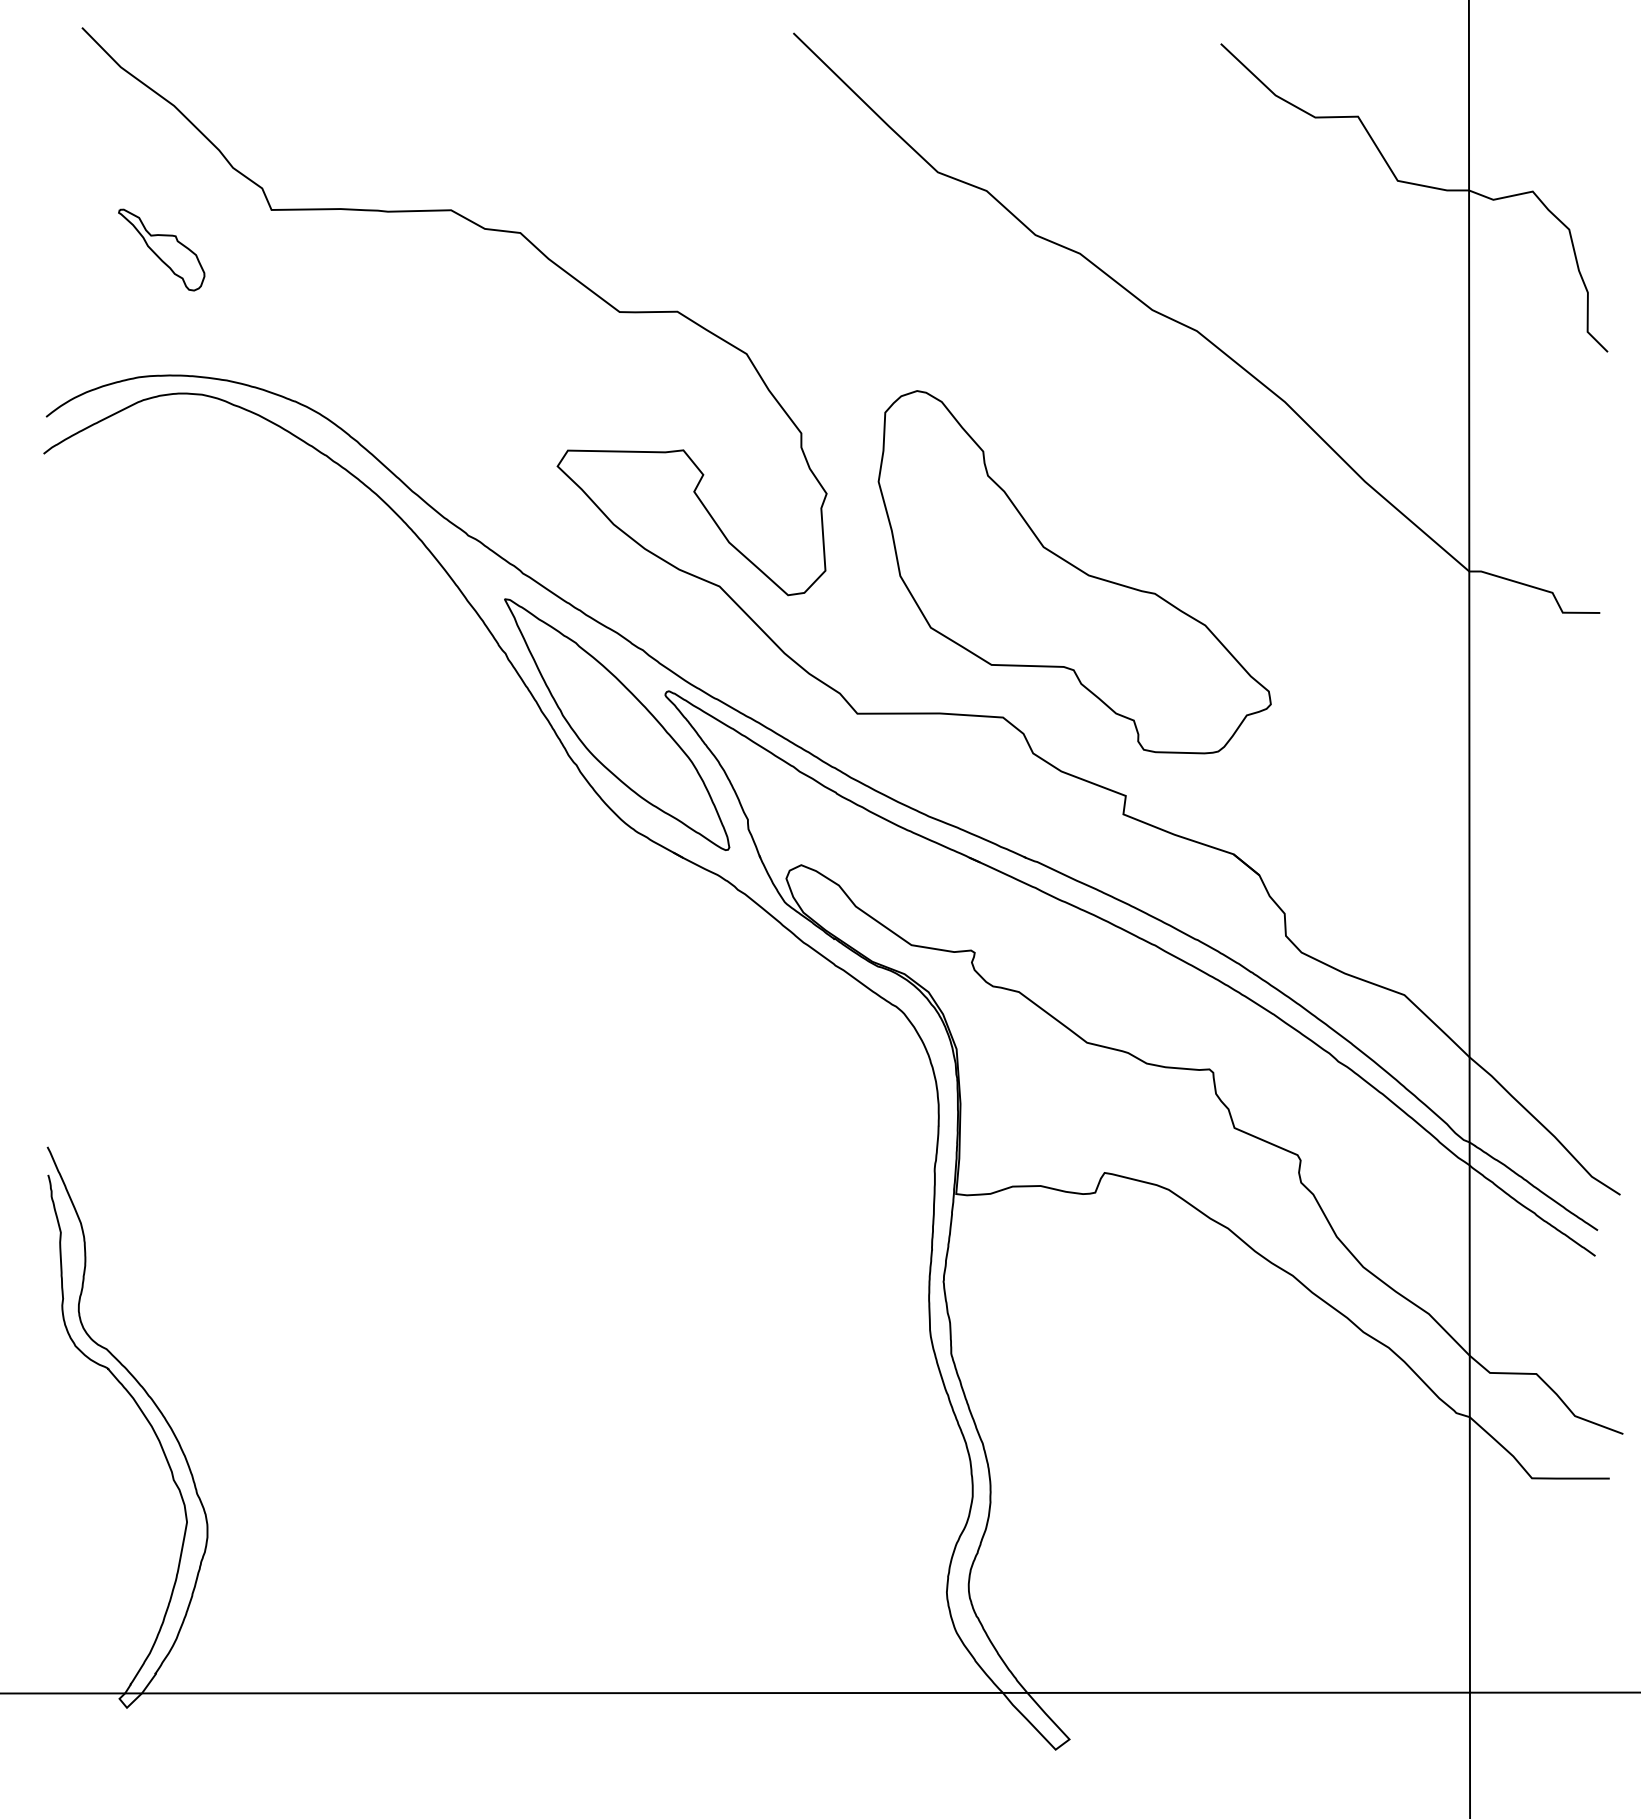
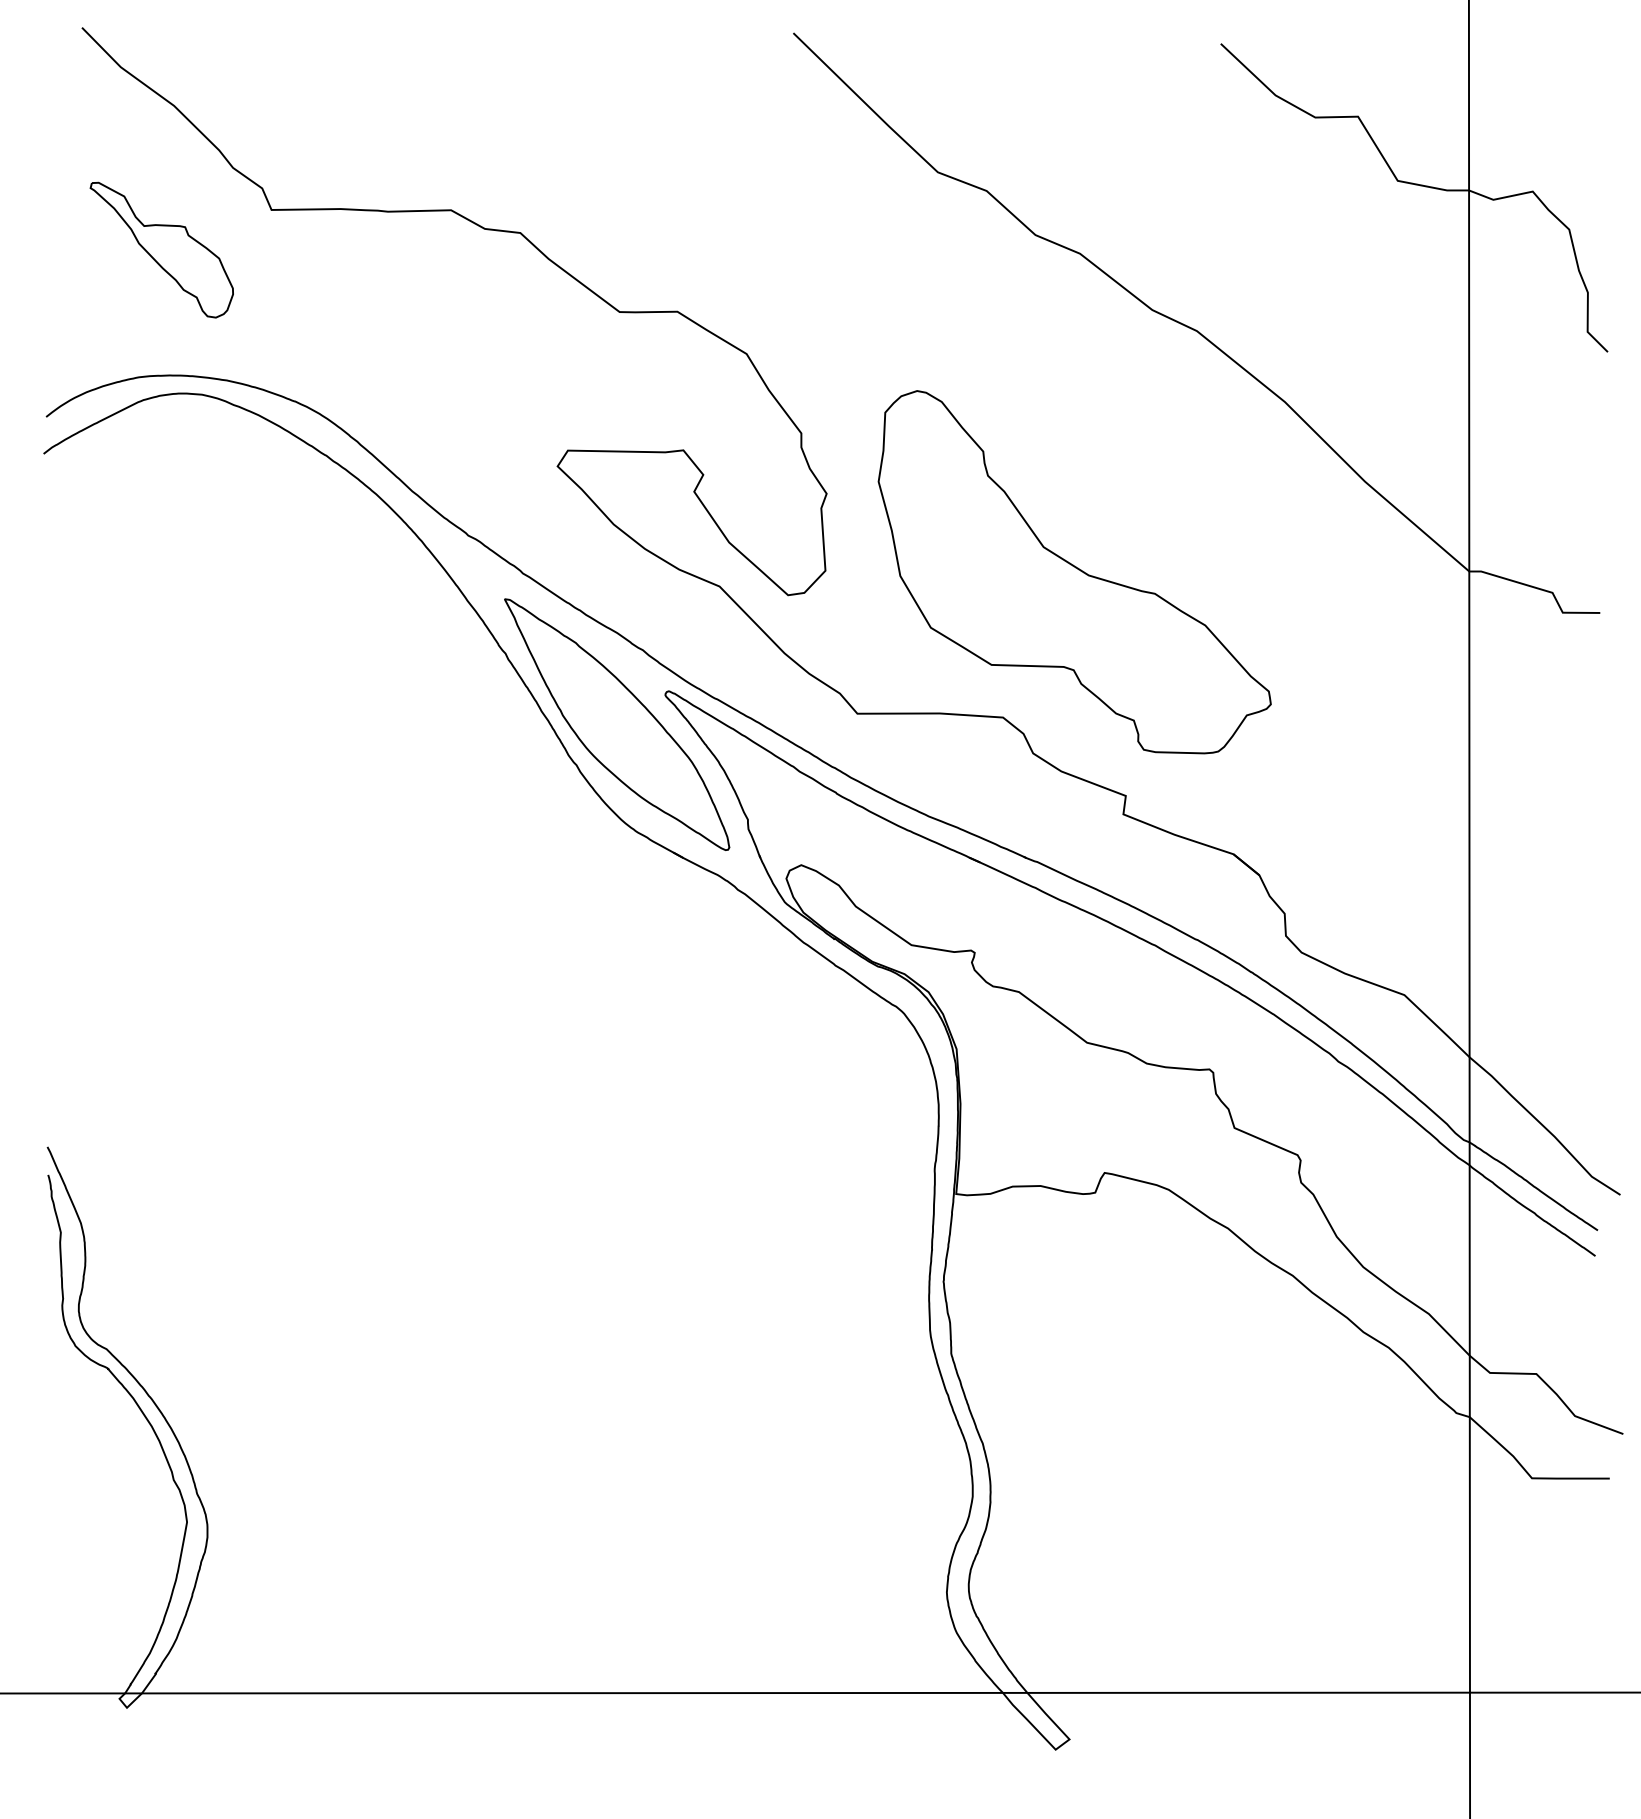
part size: 88x84 px -> 145x138 px (161, 249)
